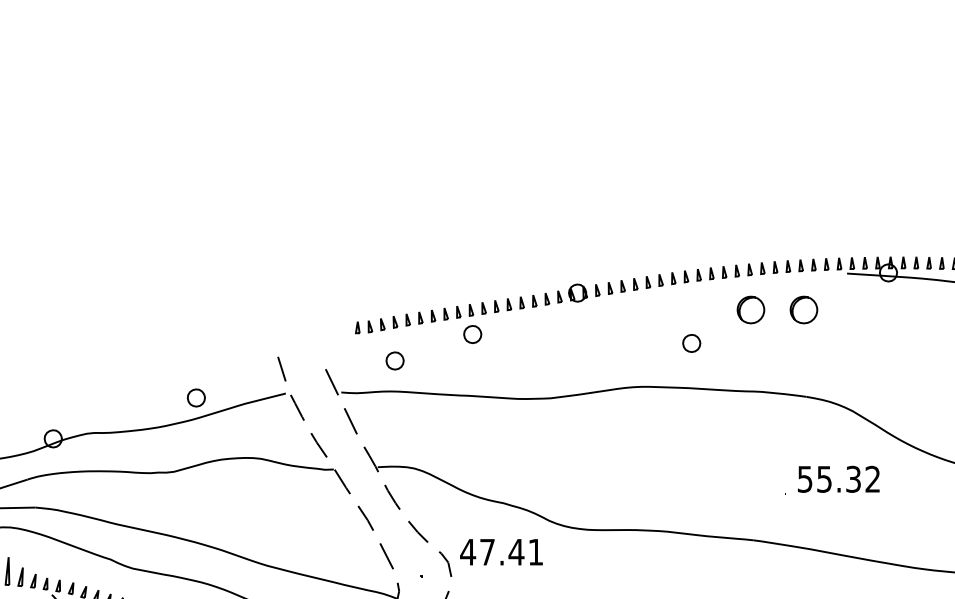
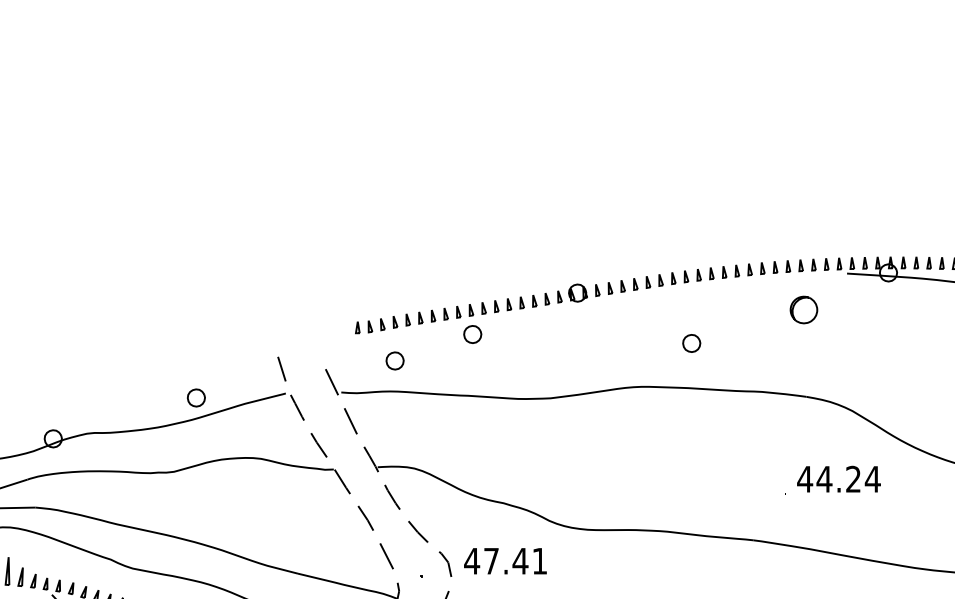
part: present -> none (750, 309)
text: 55.32 -> 44.24 (838, 478)
text position: (501, 552) -> (505, 561) (505, 561)
